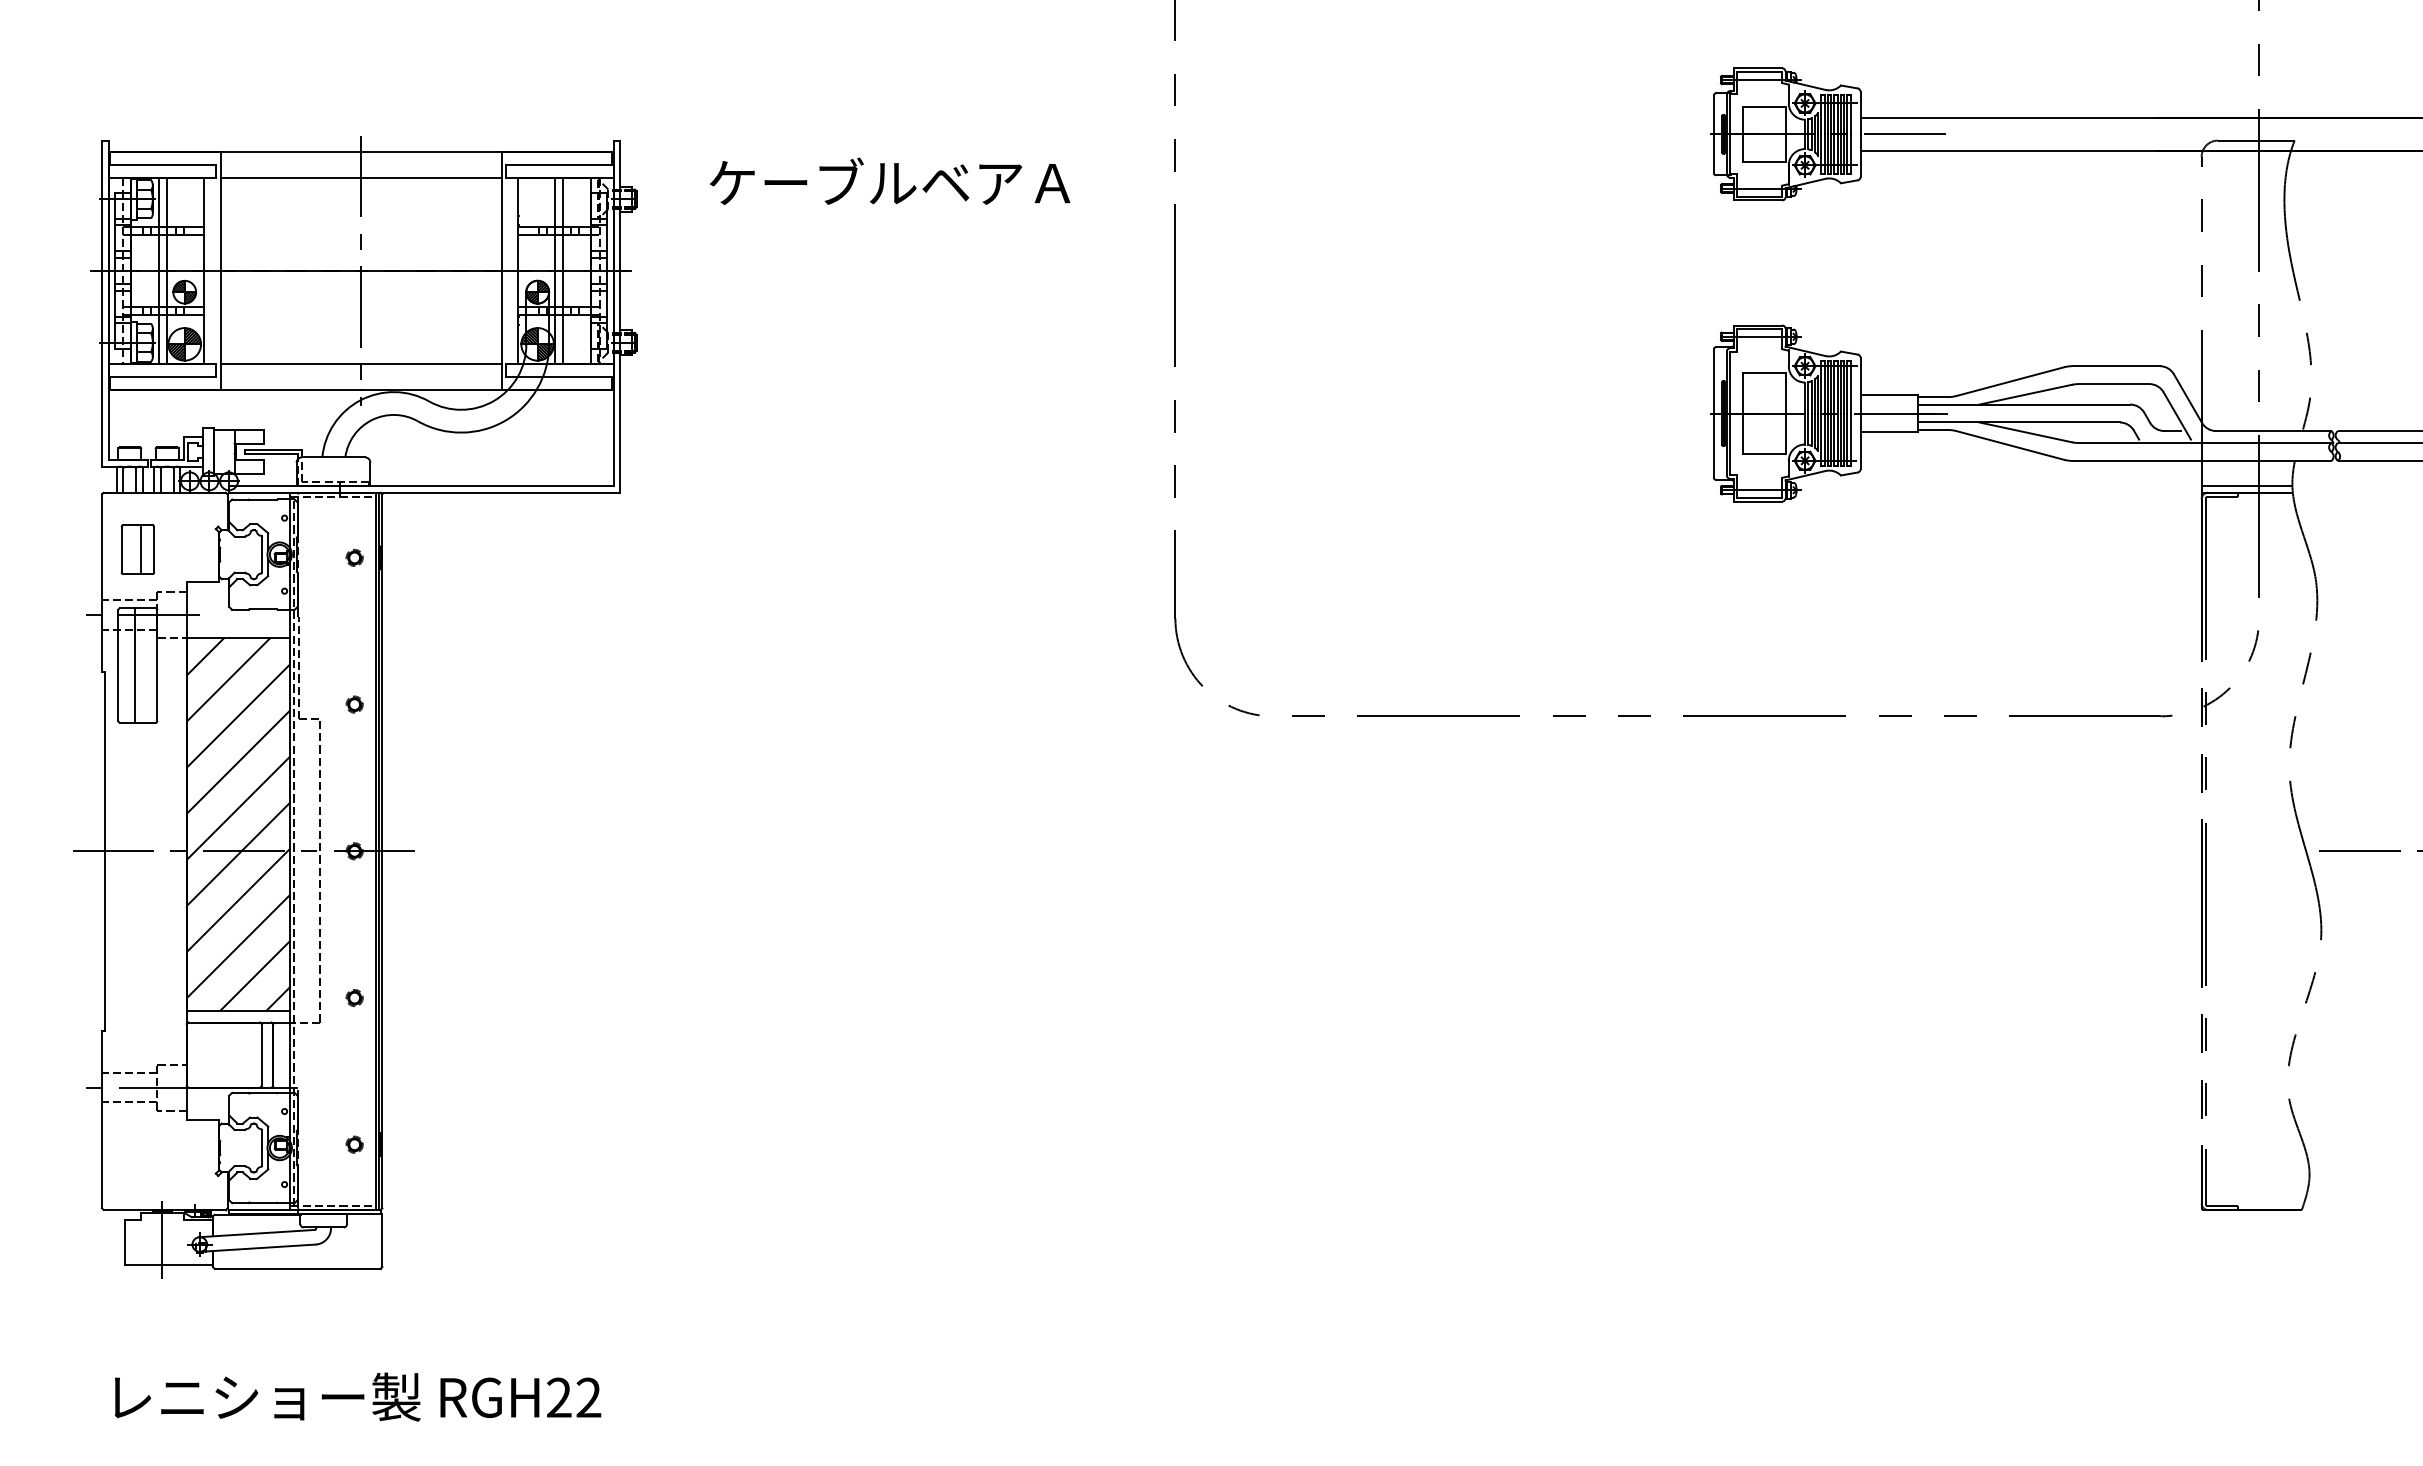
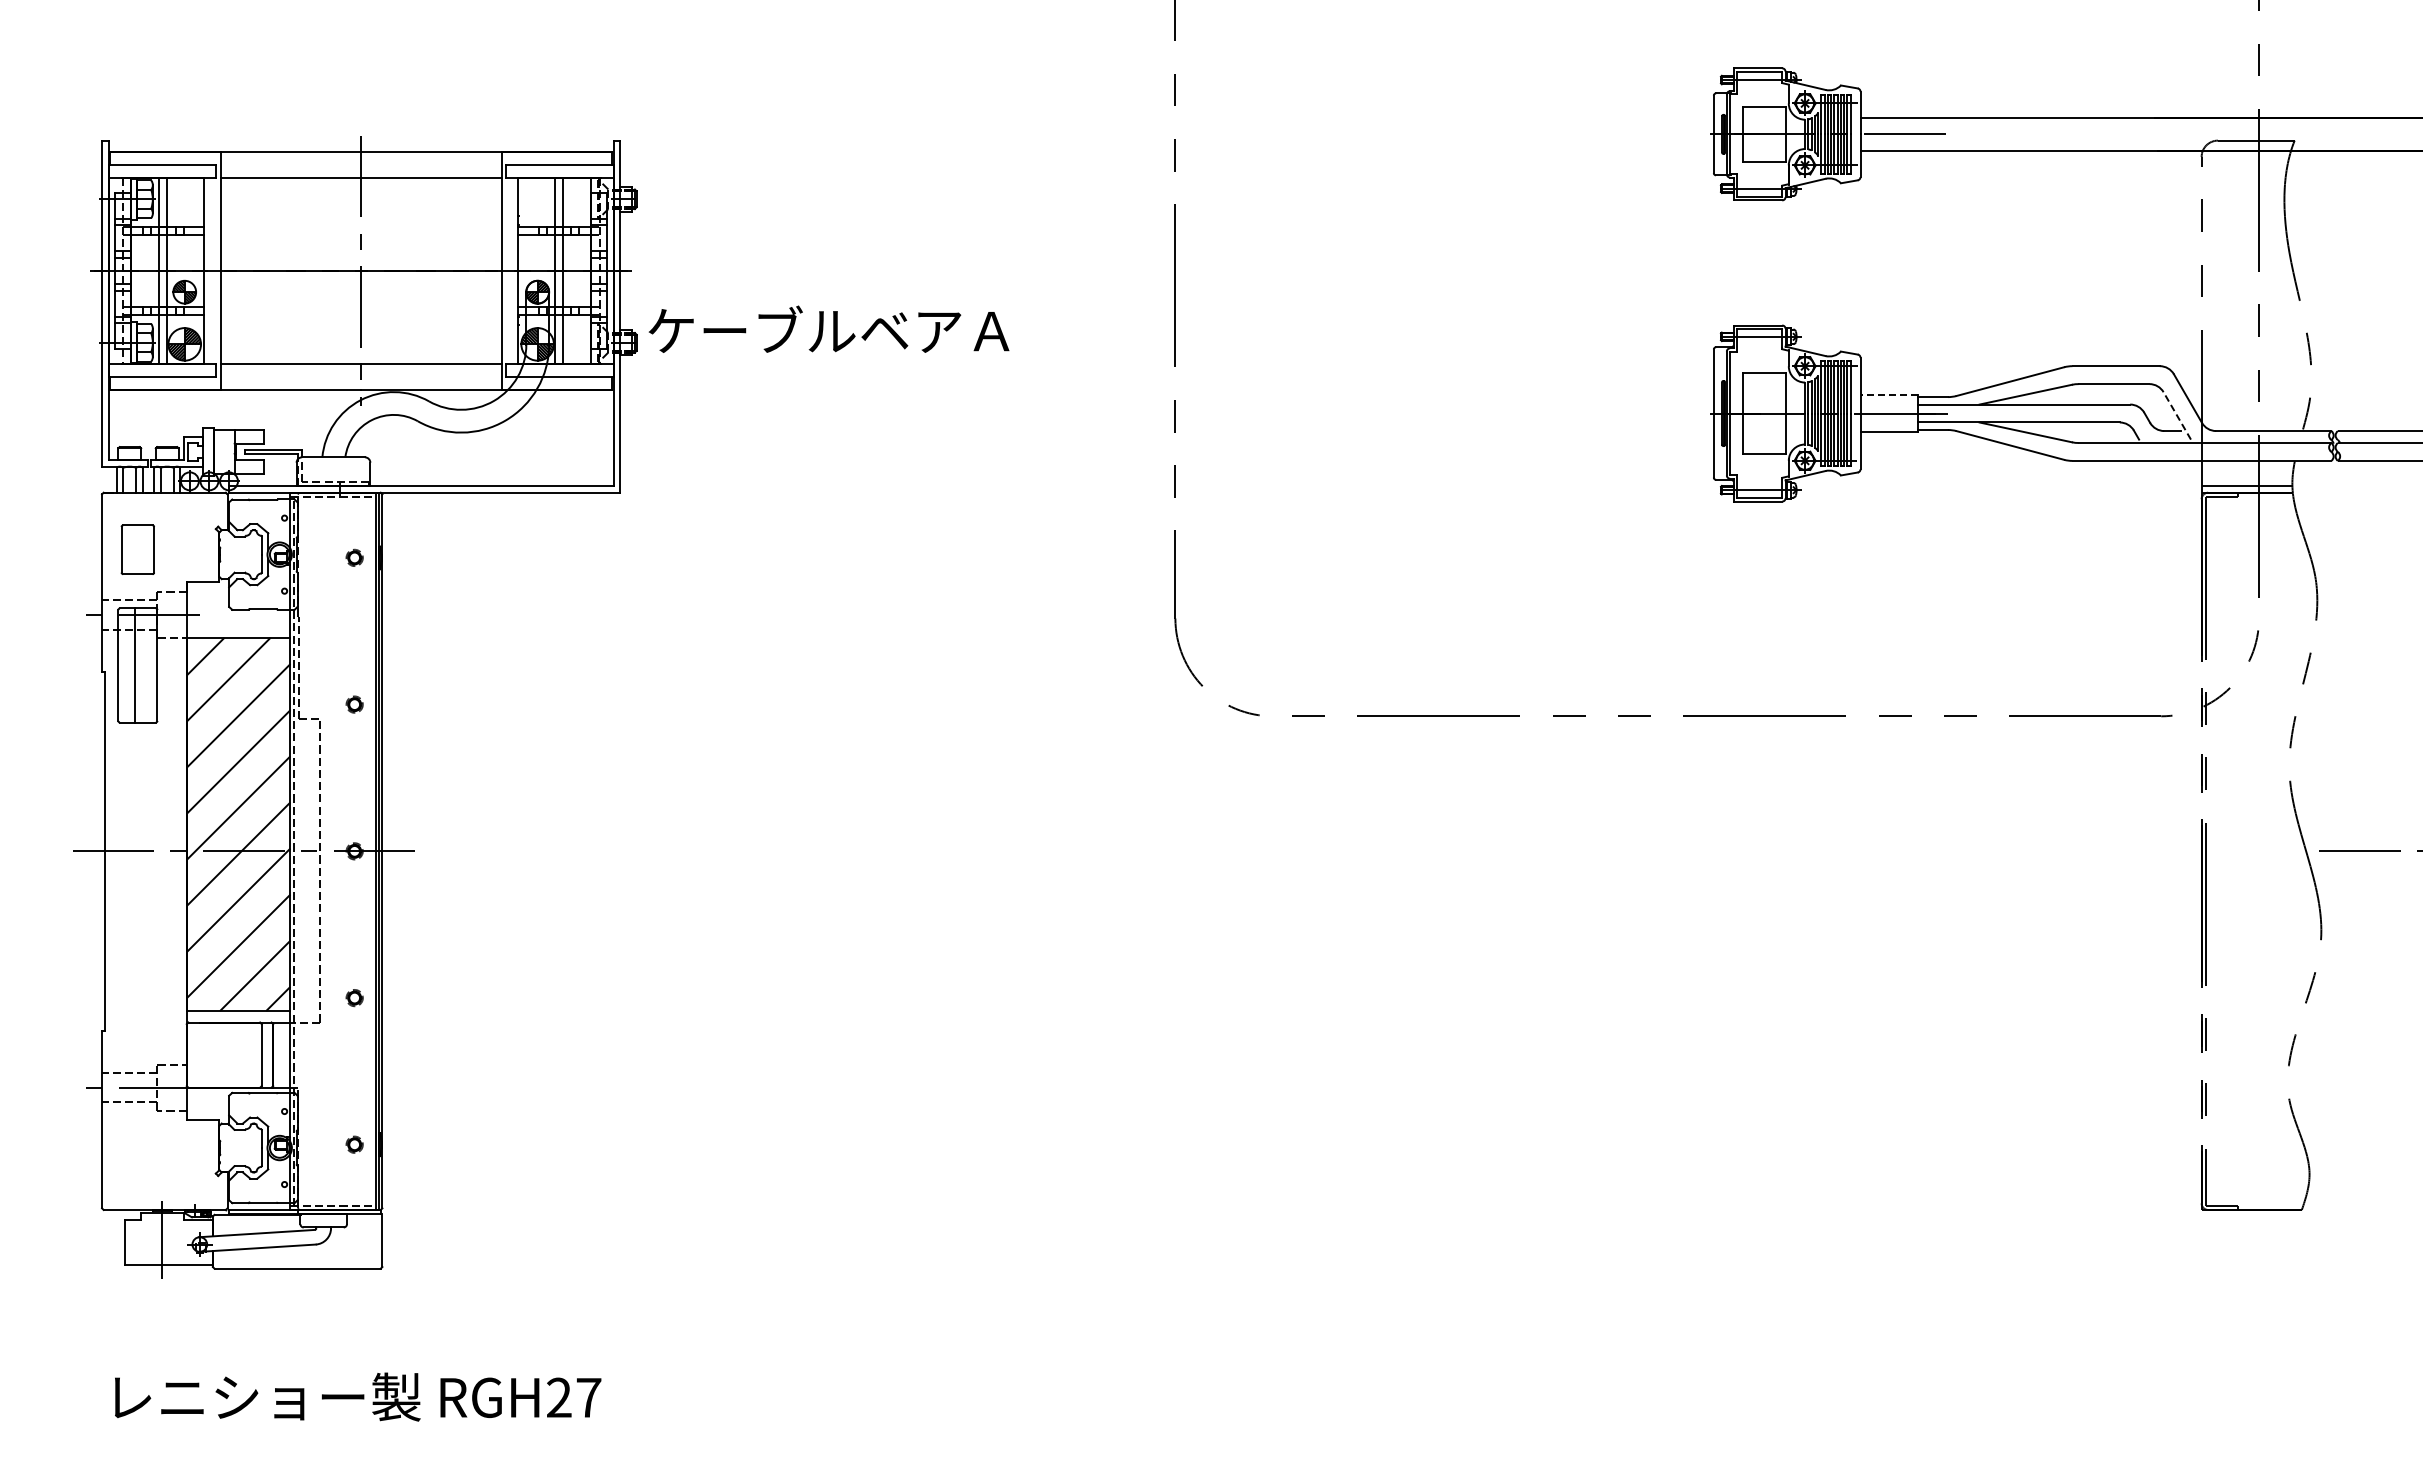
text position: (889, 180) -> (828, 328) (828, 328)
line: solid -> dashed (1889, 395)
line: solid -> dashed (2177, 415)
line: present -> none (141, 549)
text: RGH22 -> RGH27 (588, 1397)
